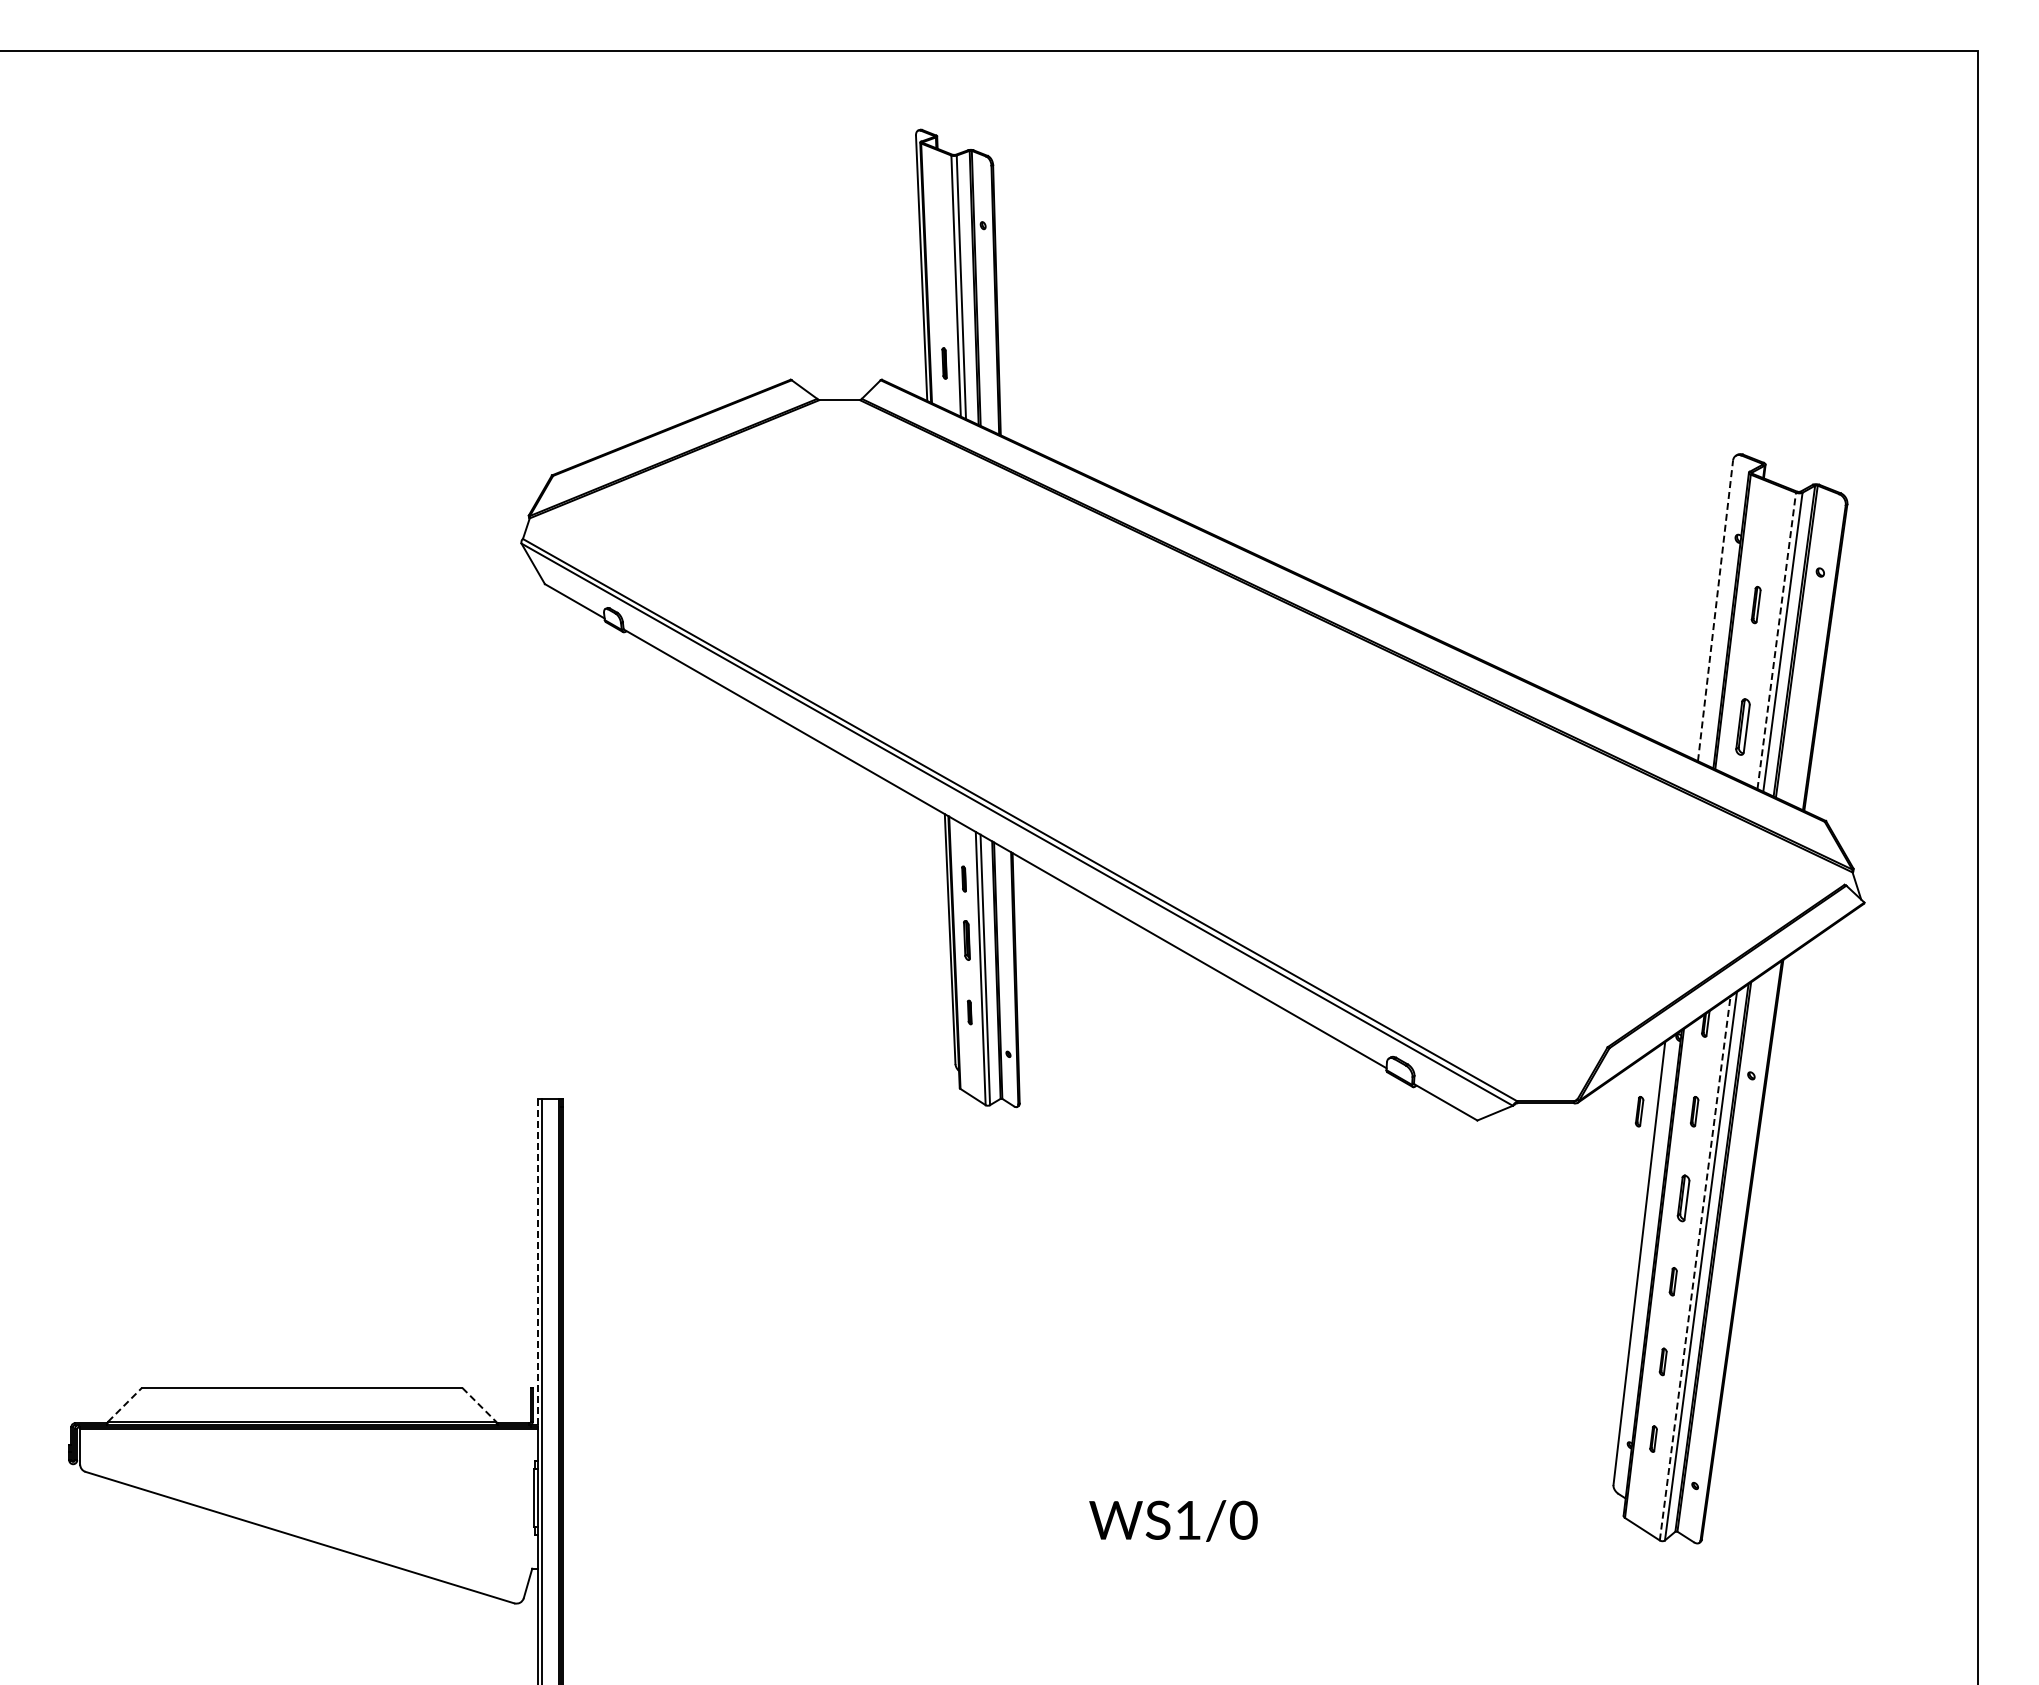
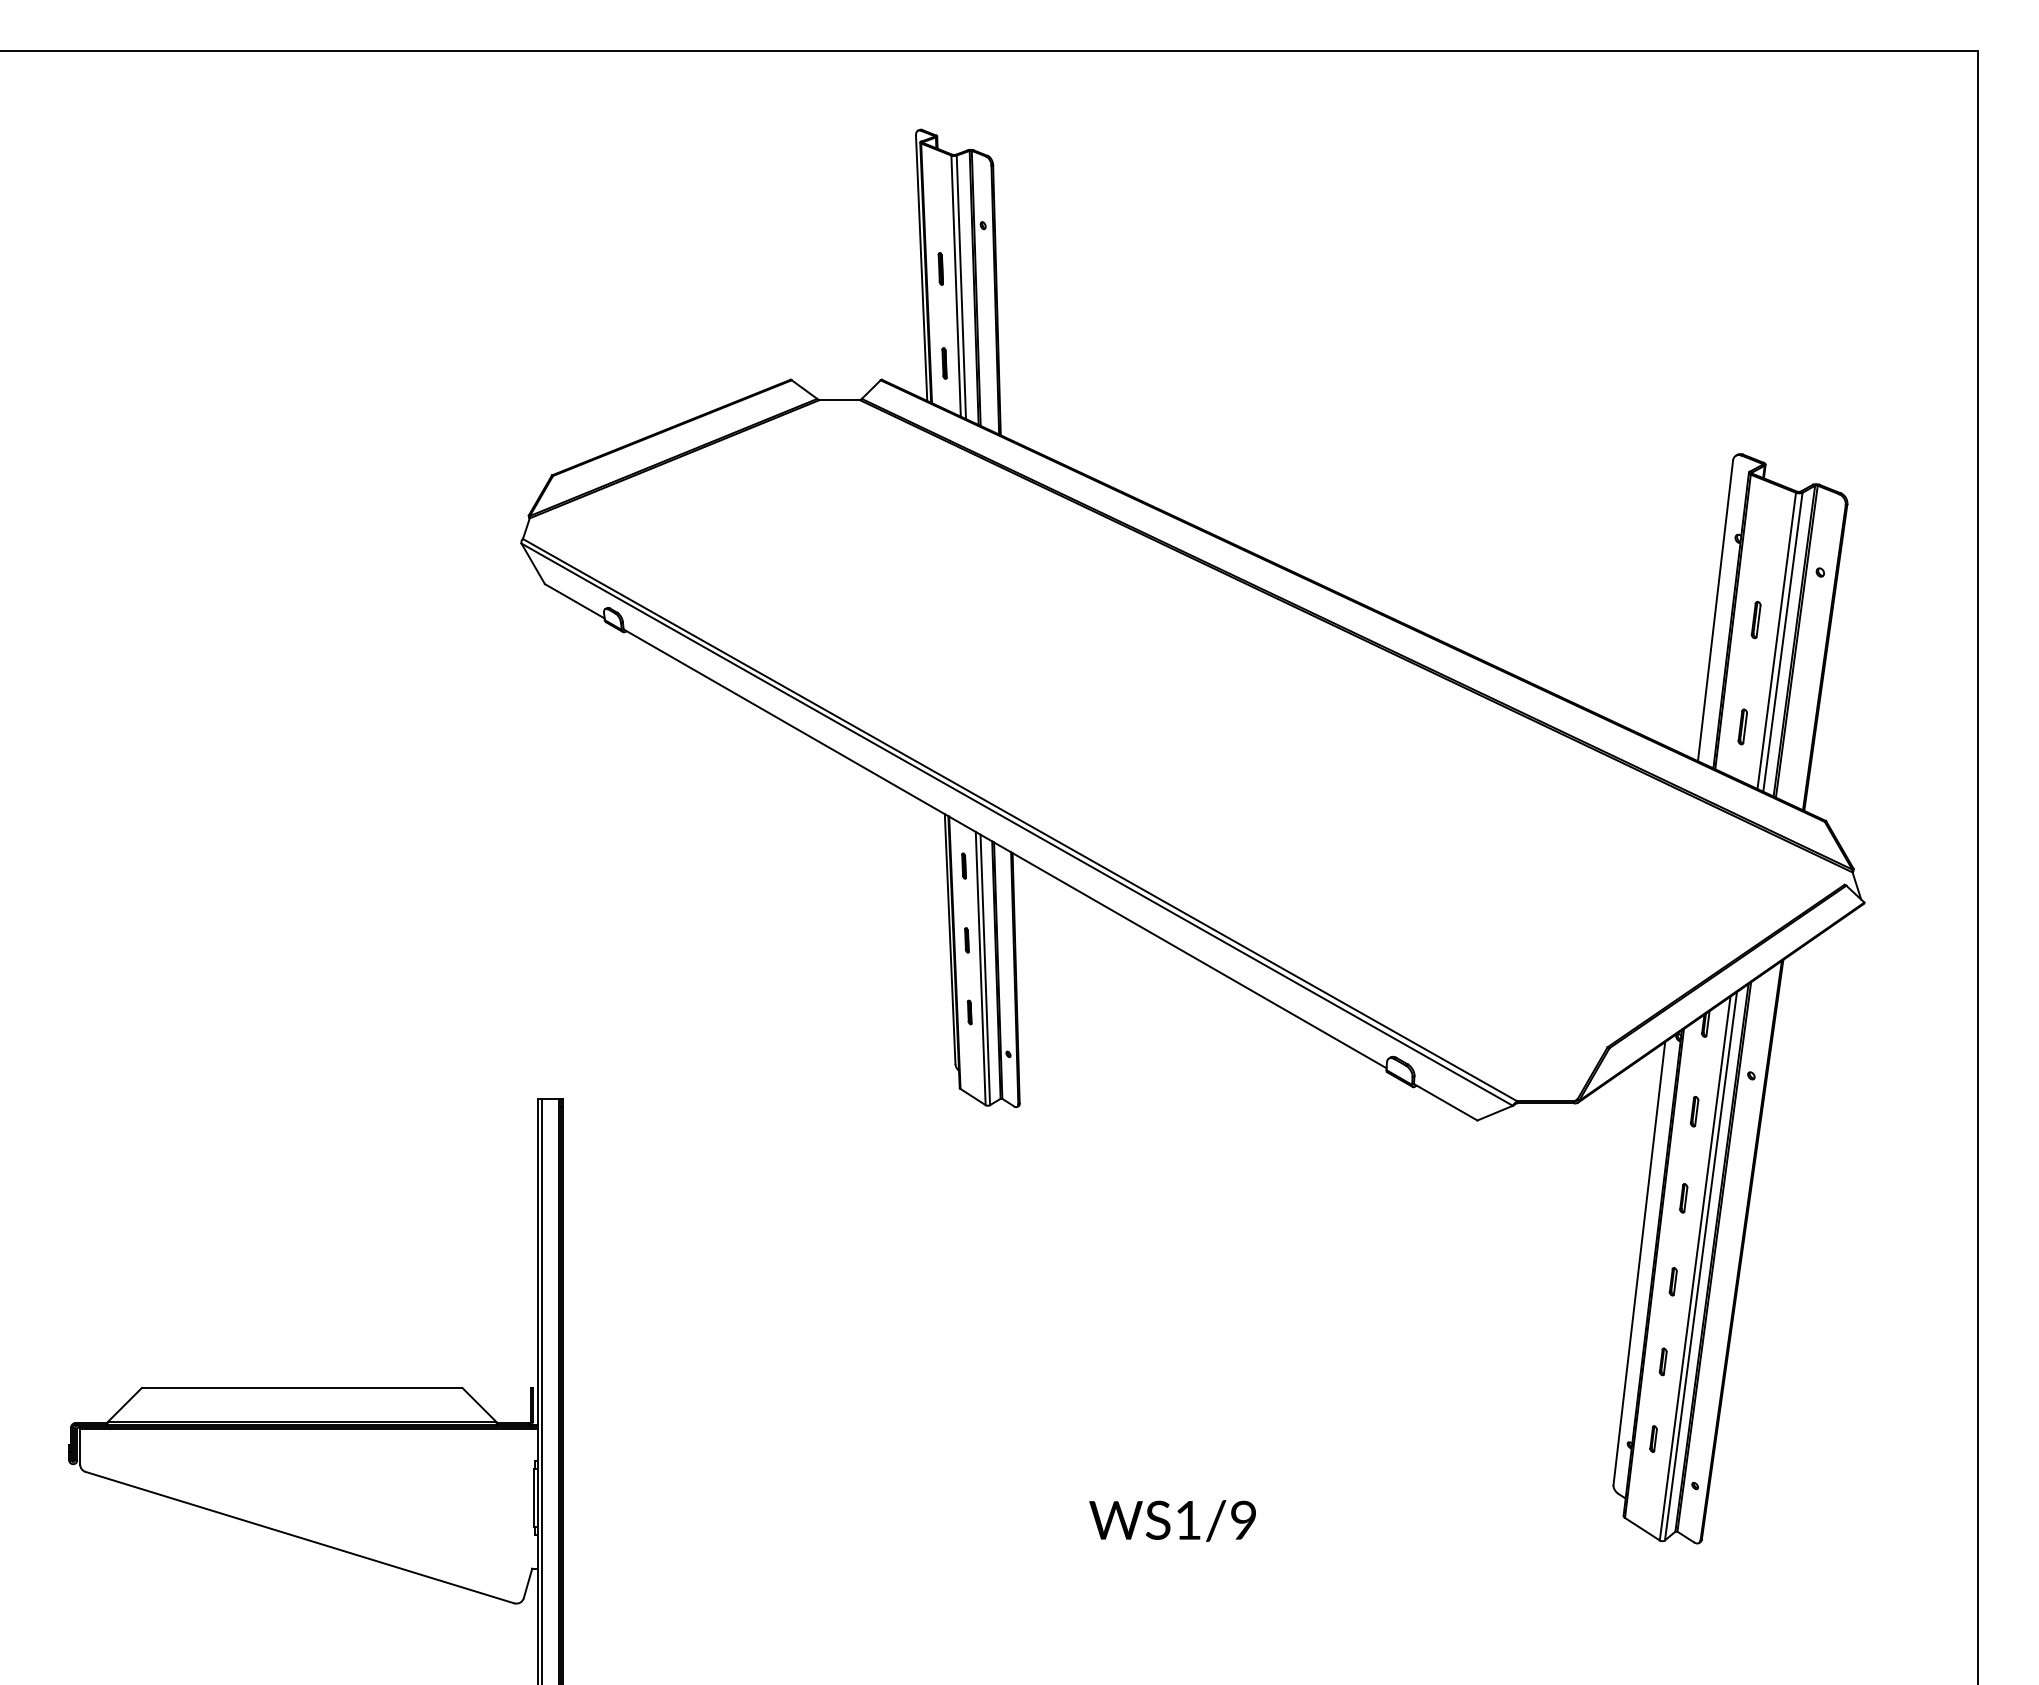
part: none -> present (940, 268)
part position: (1755, 604) -> (1755, 619) (1755, 619)
line: dashed -> solid (1715, 610)
line: dashed -> solid (1776, 640)
part size: 16x58 px -> 11x38 px (1742, 726)
part position: (963, 878) -> (963, 865) (963, 865)
part size: 8x41 px -> 6x27 px (966, 940)
part: present -> none (1639, 1111)
part size: 15x49 px -> 10x31 px (1683, 1198)
line: dashed -> solid (537, 1261)
line: dashed -> solid (1695, 1268)
line: dashed -> solid (125, 1404)
line: dashed -> solid (479, 1404)
text: WS1/0 -> WS1/9 (1243, 1520)
